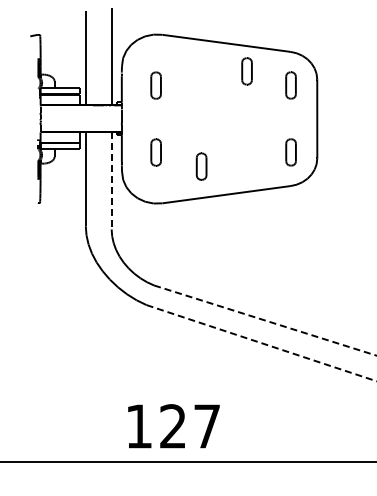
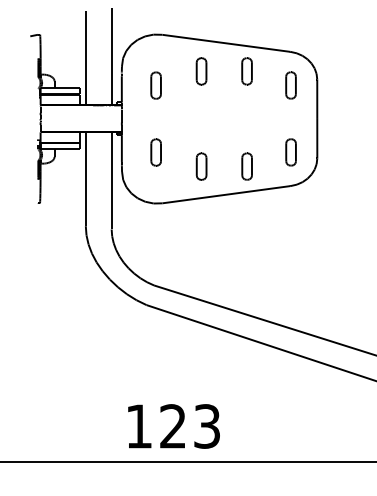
part: none -> present (201, 71)
part: none -> present (246, 166)
line: dashed -> solid (111, 180)
line: dashed -> solid (265, 320)
line: dashed -> solid (262, 343)
text: 127 -> 123 (206, 426)
